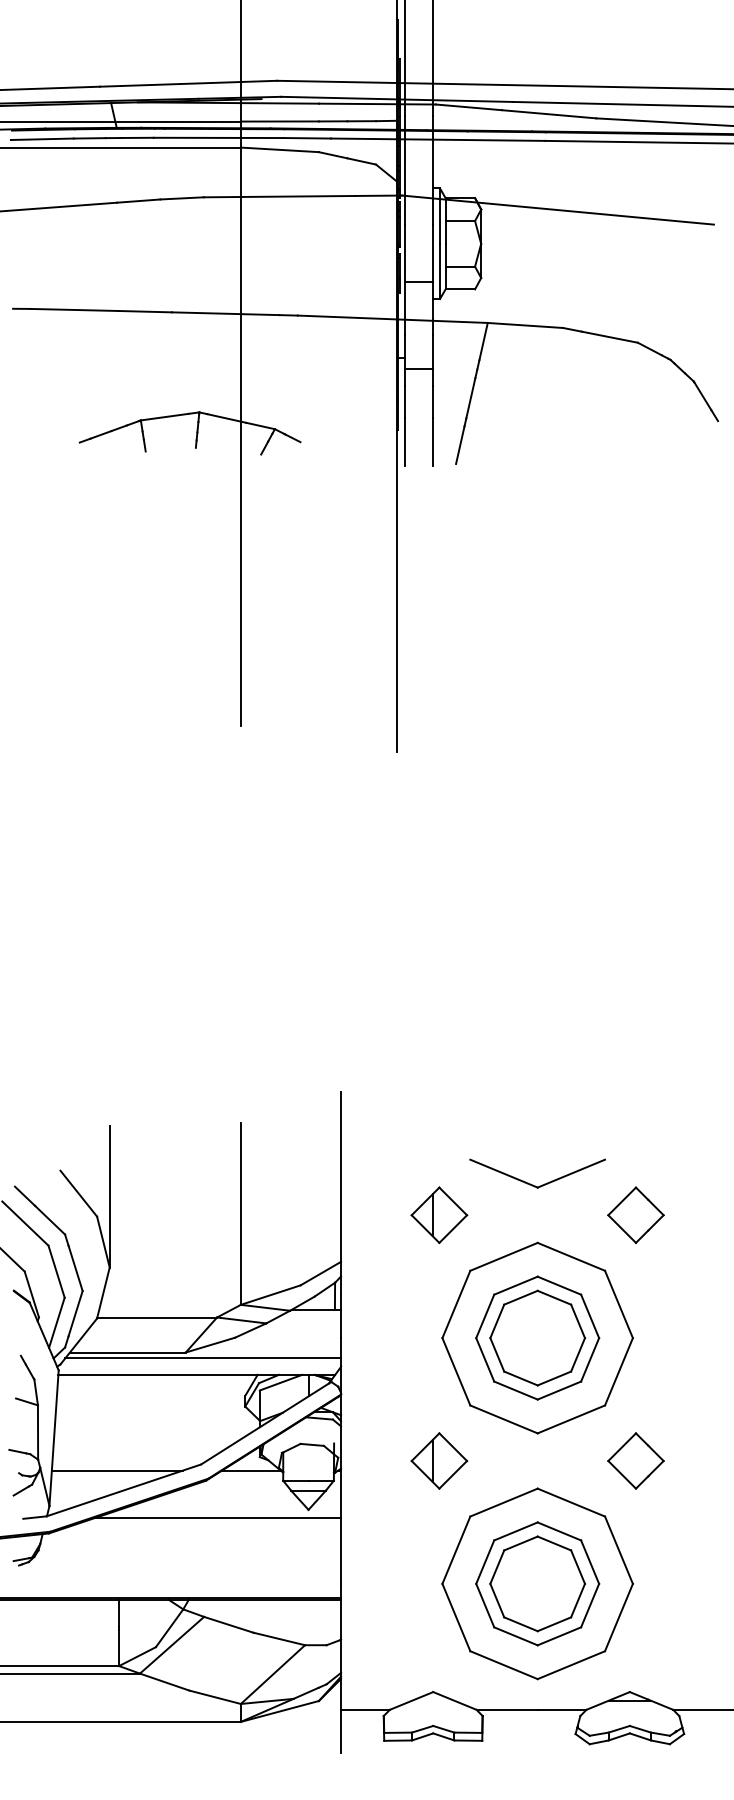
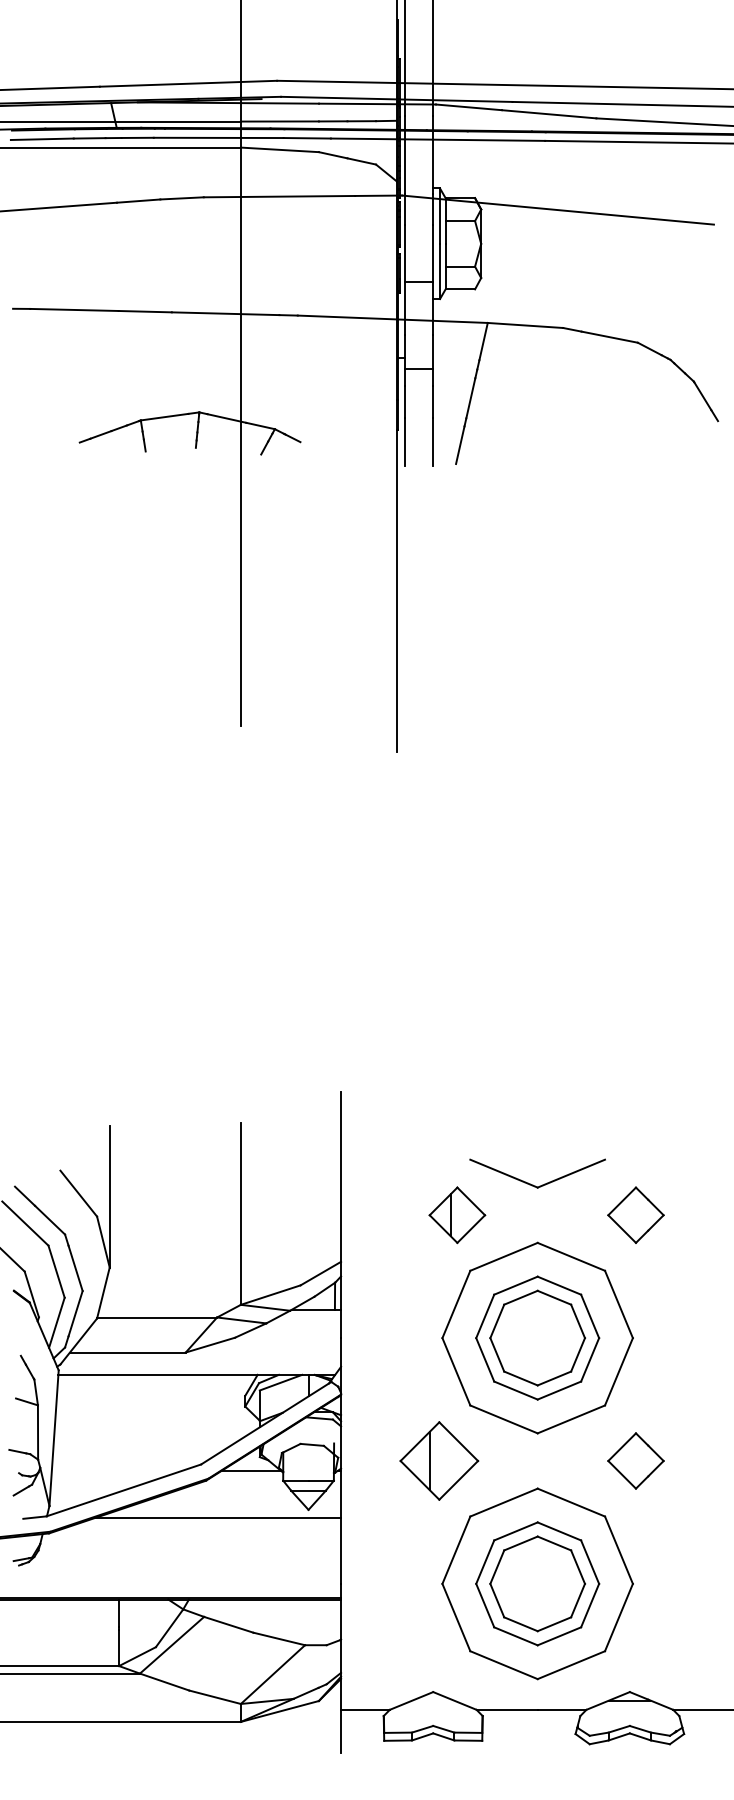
part position: (439, 1215) -> (457, 1215) (457, 1215)
line: present -> none (203, 1358)
part size: 59x58 px -> 81x80 px (439, 1460)
line: present -> none (116, 1470)
